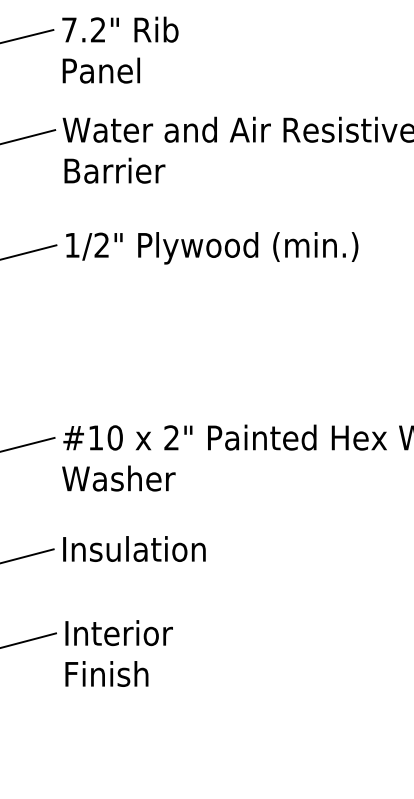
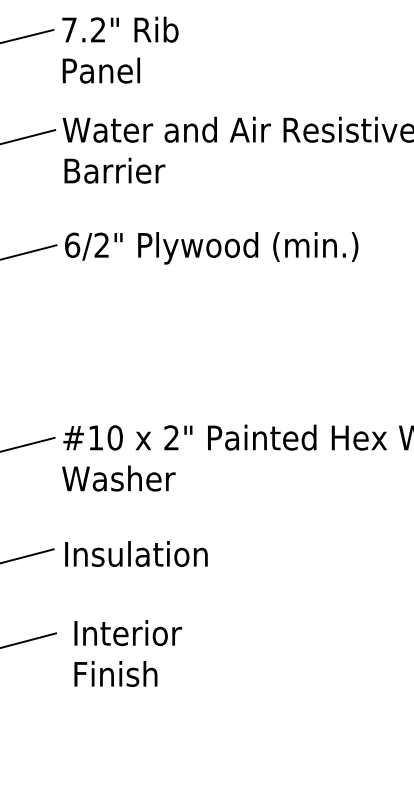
text: 1/2" -> 6/2" (72, 244)
text position: (134, 548) -> (136, 553) (136, 553)
text position: (118, 653) -> (127, 653) (127, 653)
